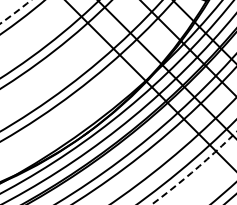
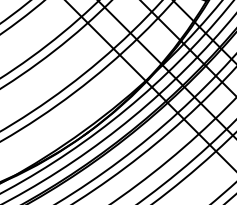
arc: dashed -> solid (16, 11)
arc: dashed -> solid (195, 169)
